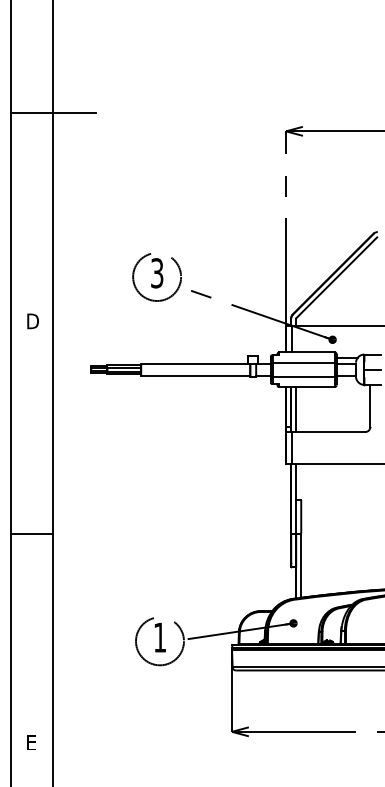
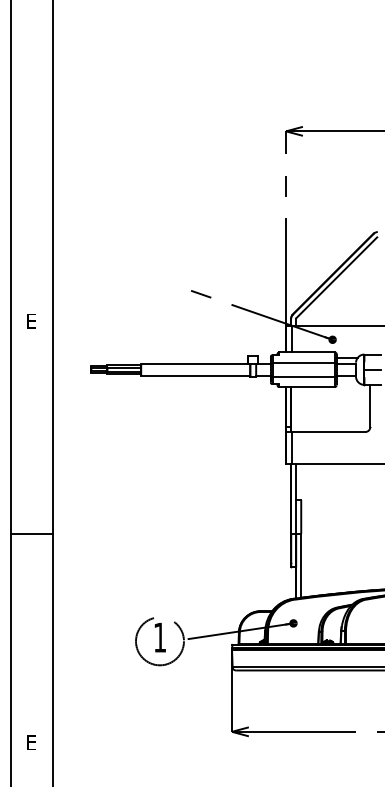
line: present -> none (53, 112)
part: present -> none (156, 277)
text: D -> E (32, 321)
line: present -> none (296, 409)
